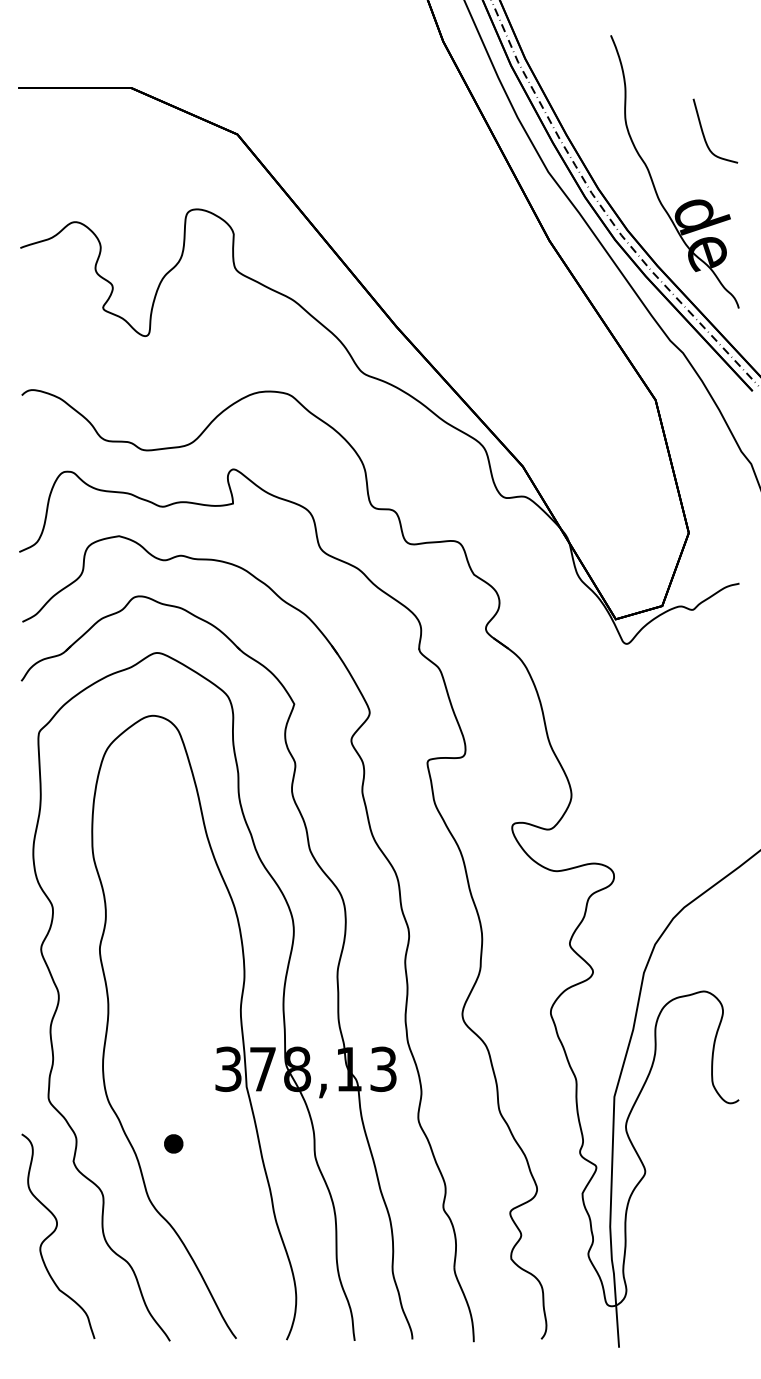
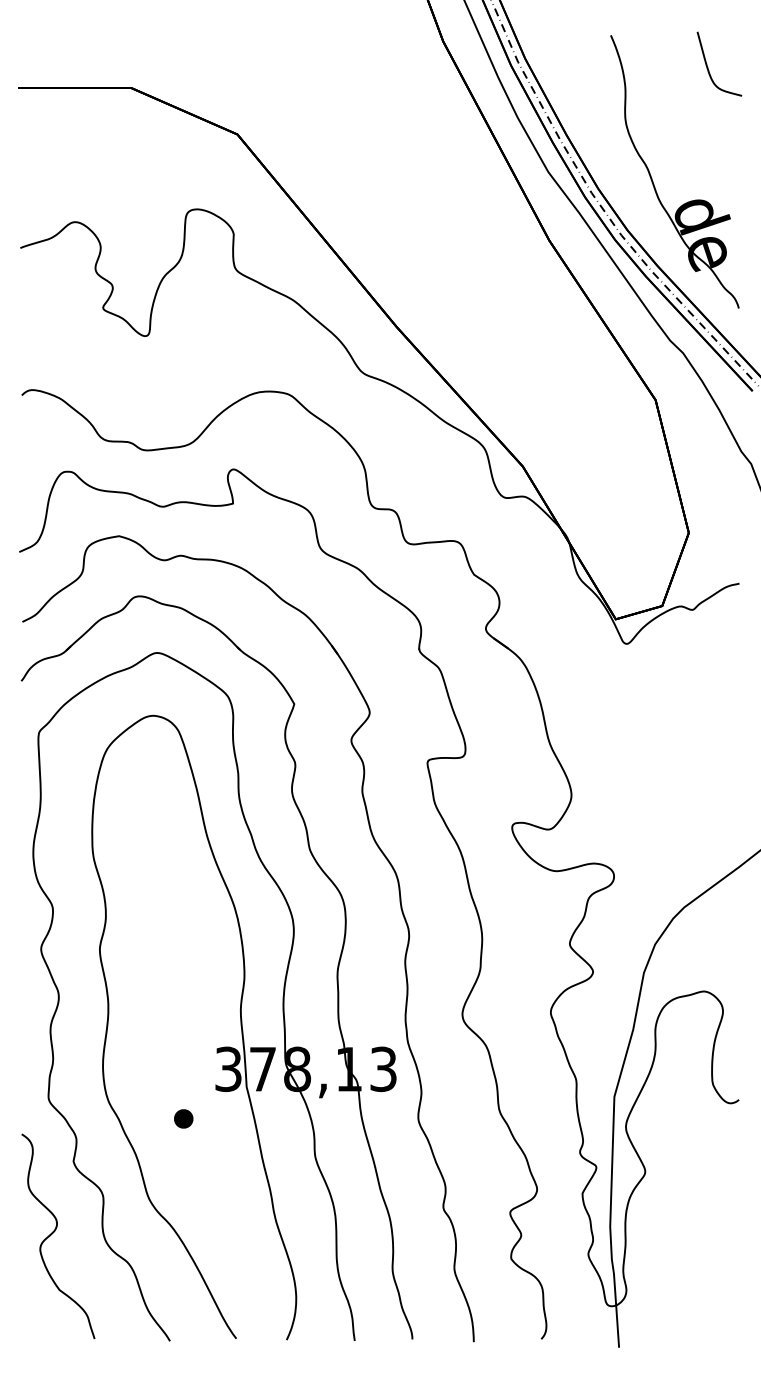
curve position: (704, 134) -> (708, 67) (708, 67)
part position: (173, 1143) -> (183, 1118) (183, 1118)
